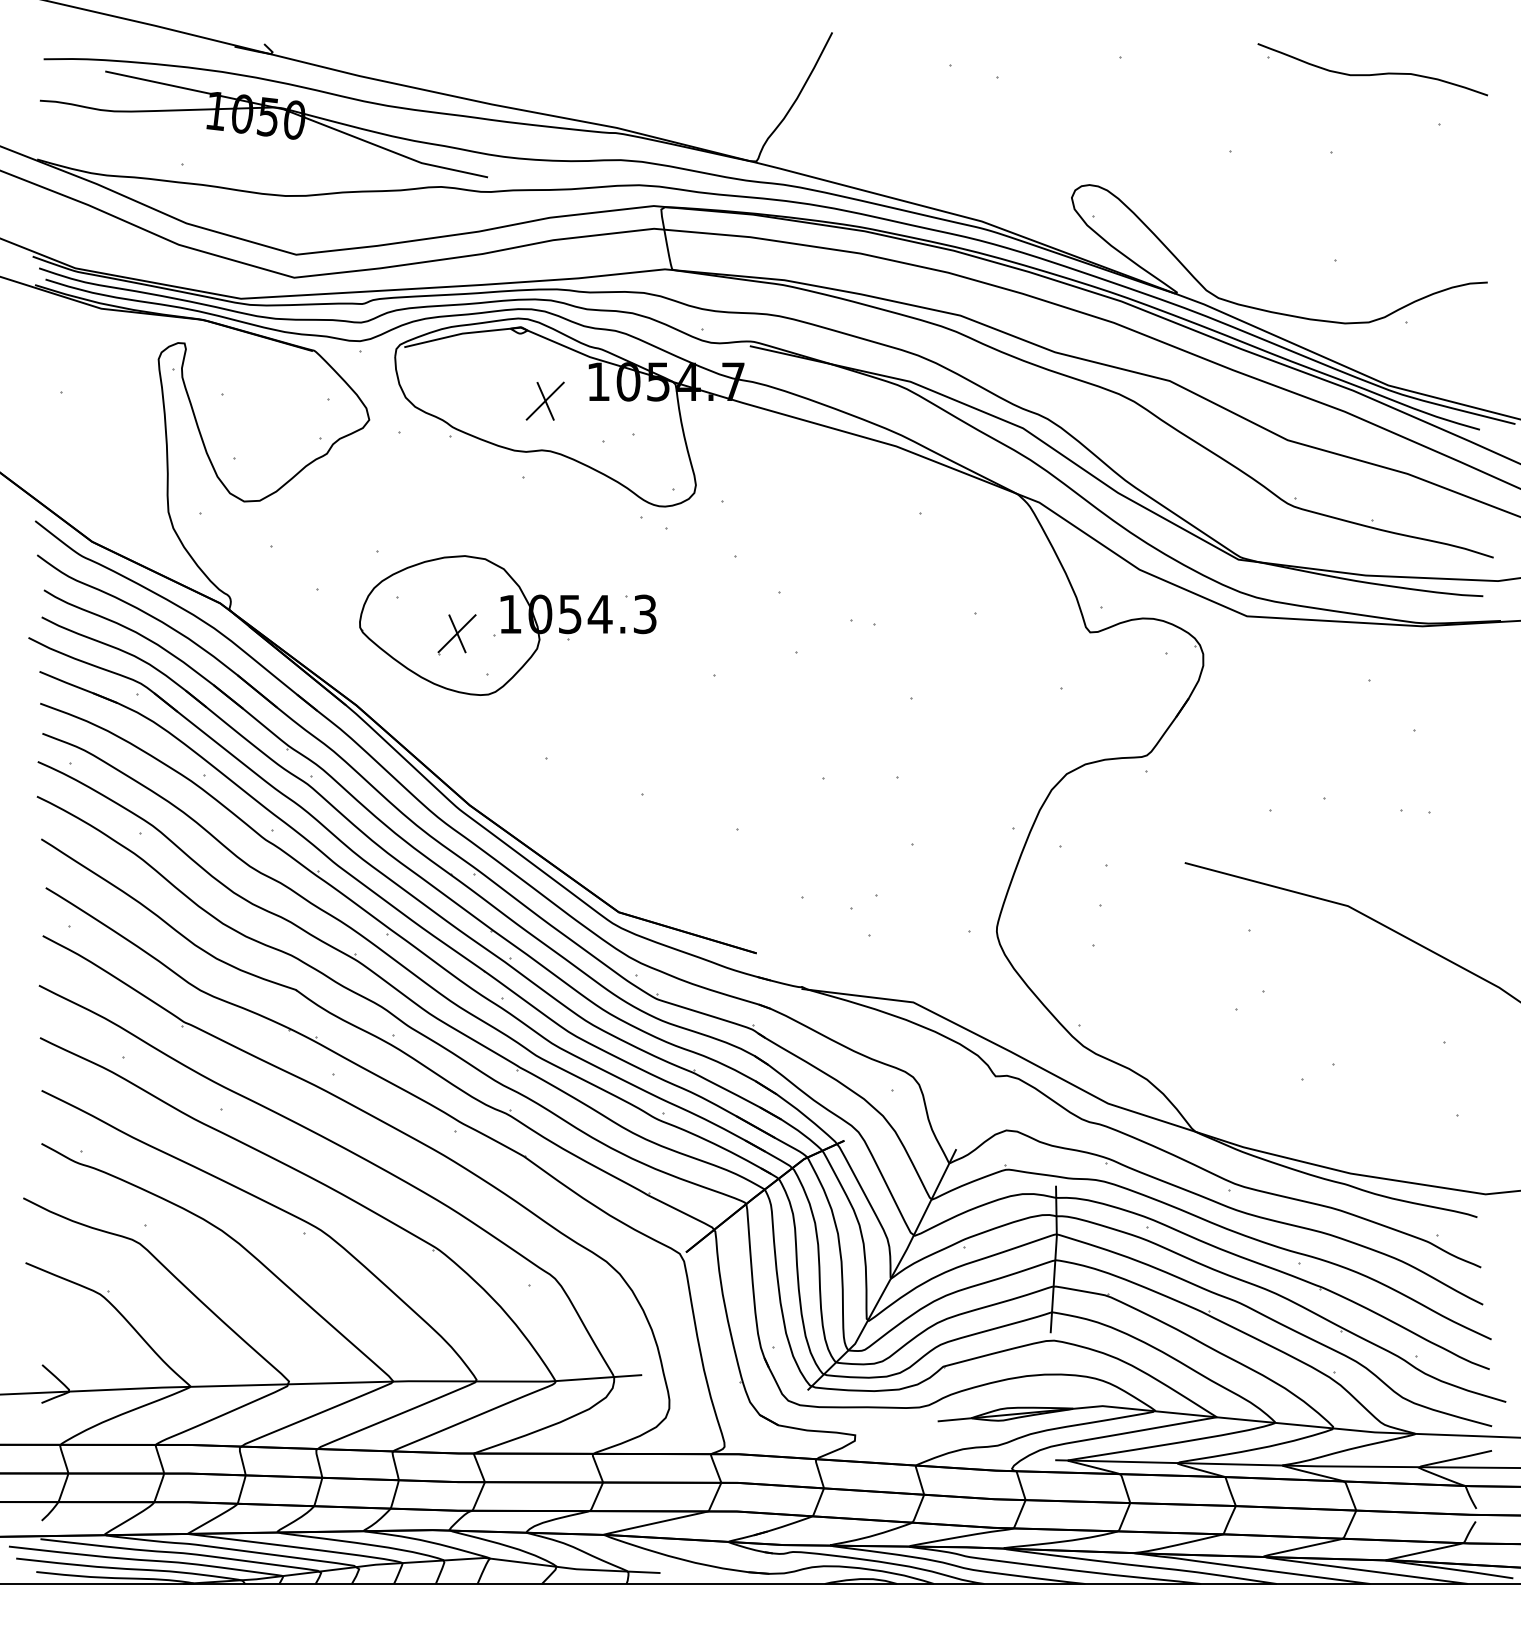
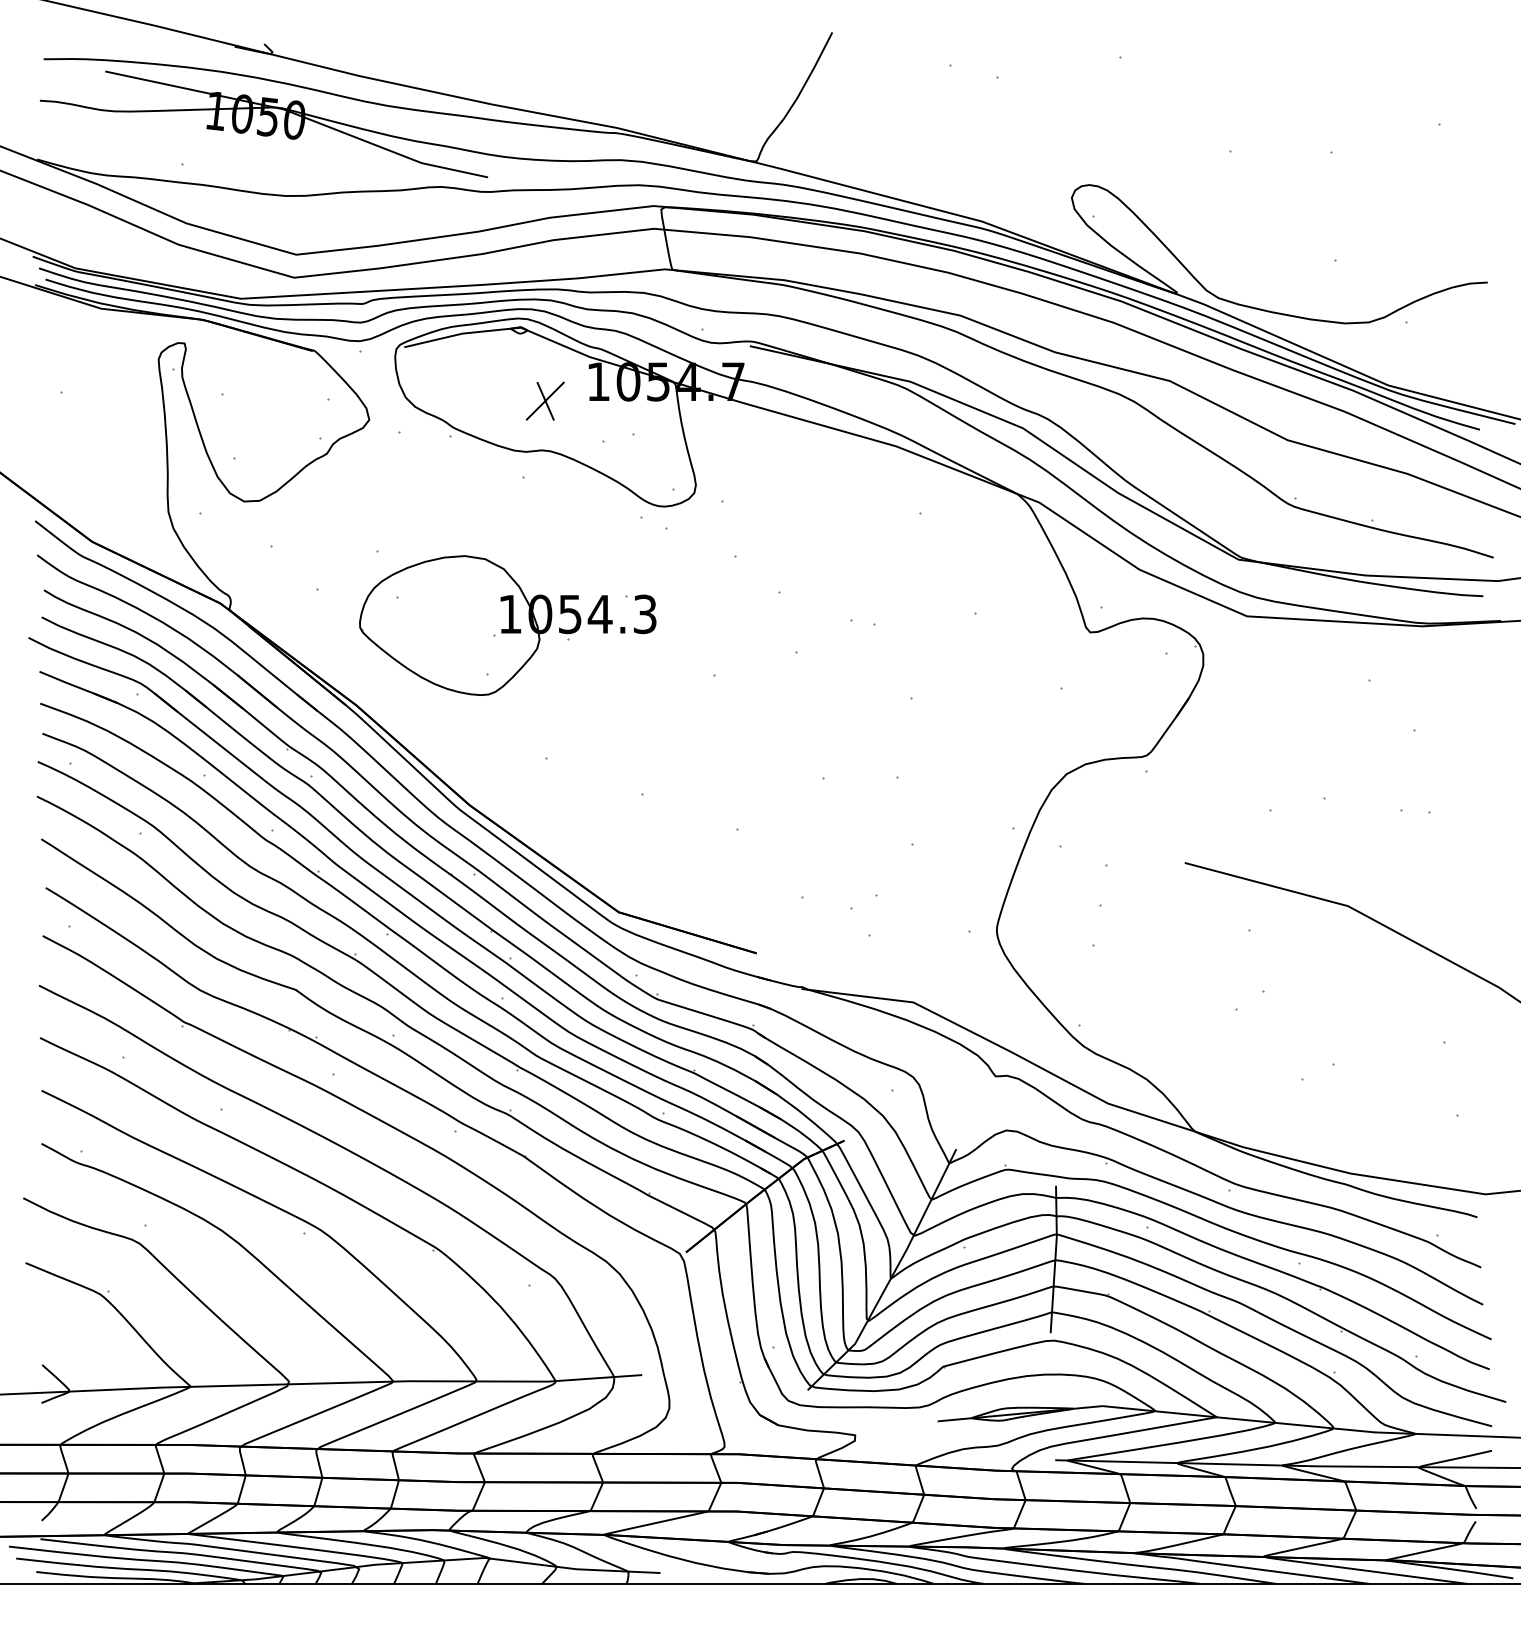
part: present -> none (1372, 69)
part: present -> none (456, 634)
